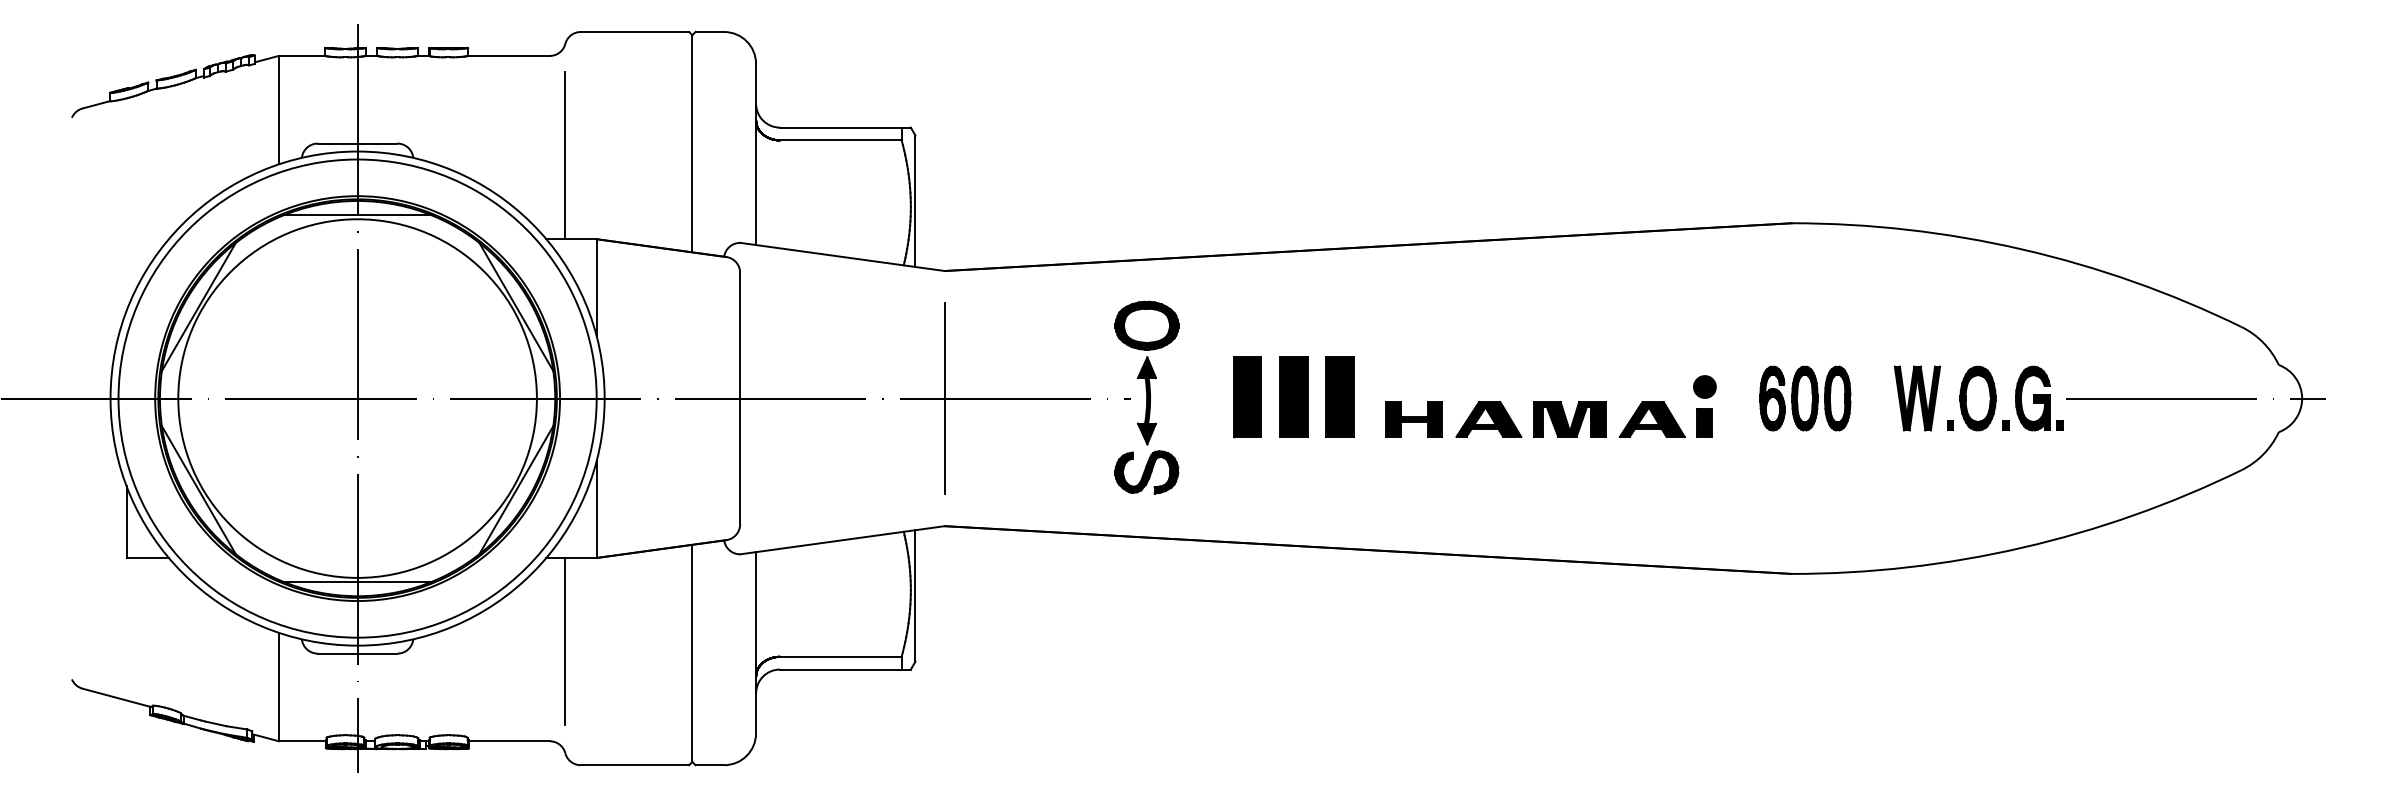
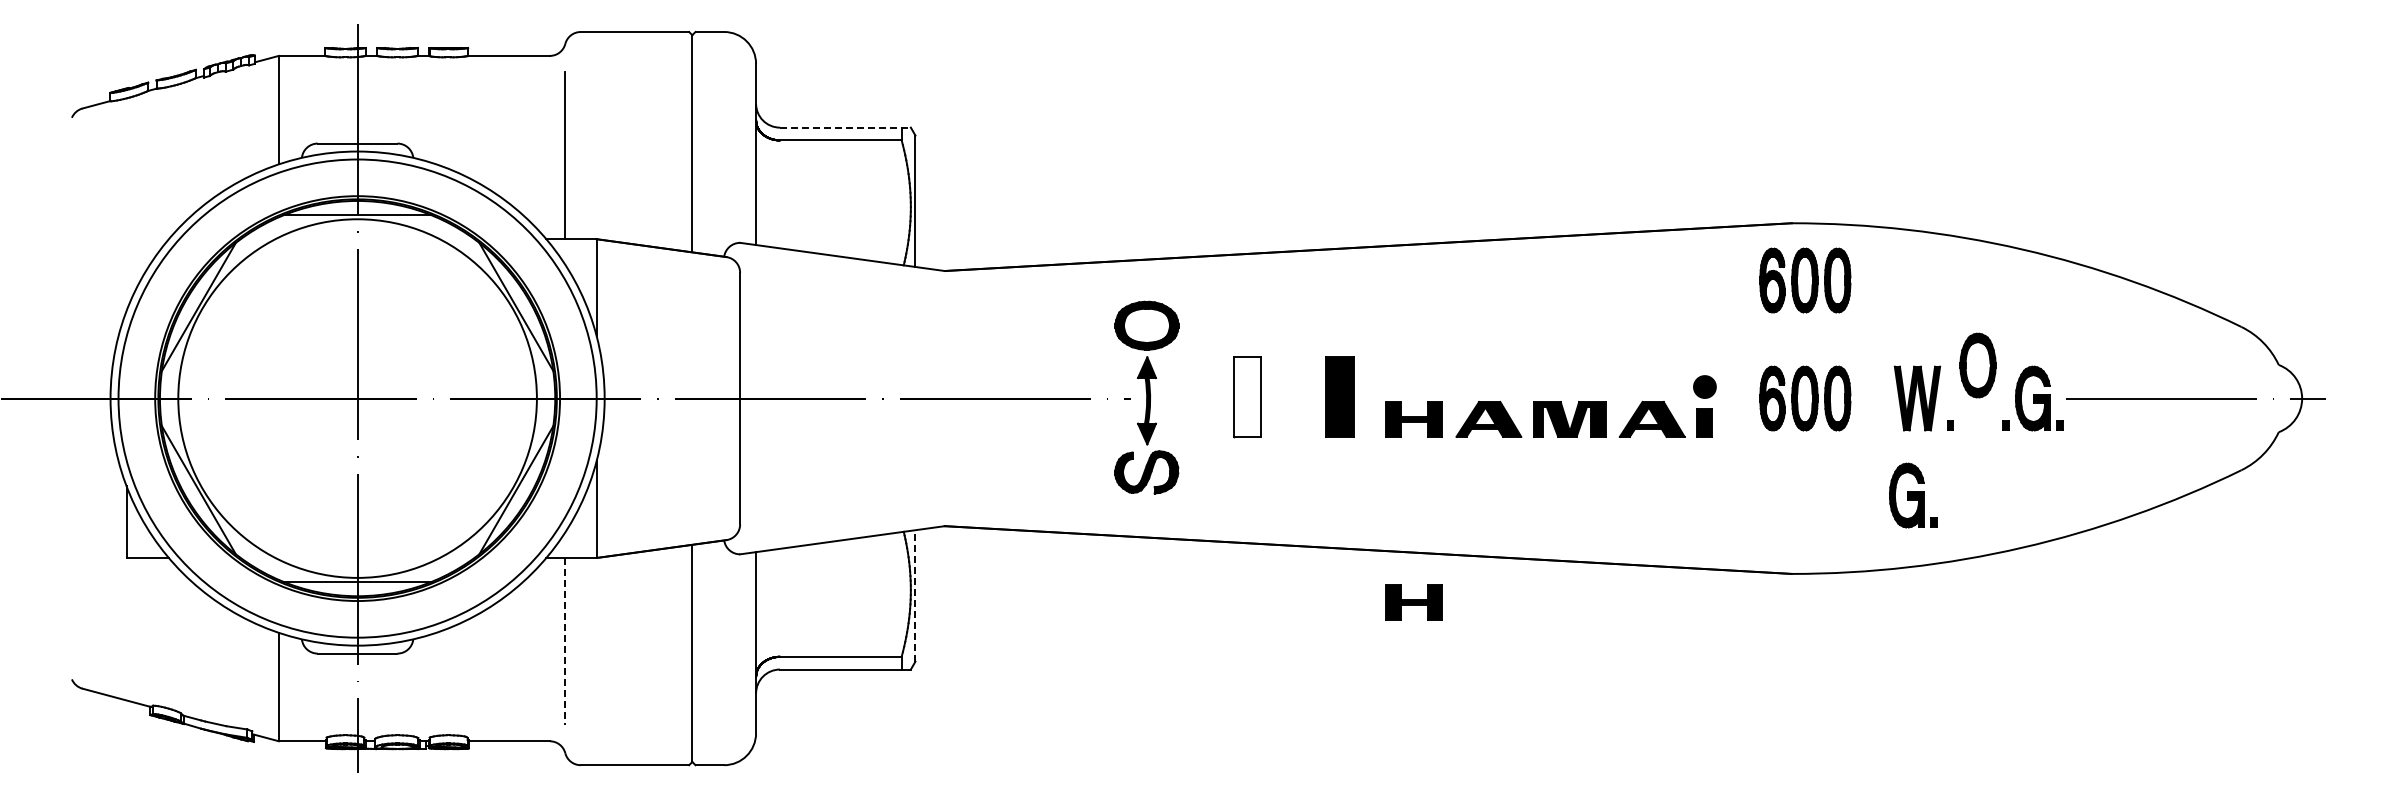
line: solid -> dashed (845, 127)
part: none -> present (1805, 280)
fill: present -> none (1247, 396)
part: present -> none (1293, 396)
line: present -> none (944, 398)
part position: (1977, 398) -> (1977, 365) (1977, 365)
part: none -> present (1913, 495)
line: solid -> dashed (915, 595)
part: none -> present (1413, 602)
line: solid -> dashed (564, 641)
